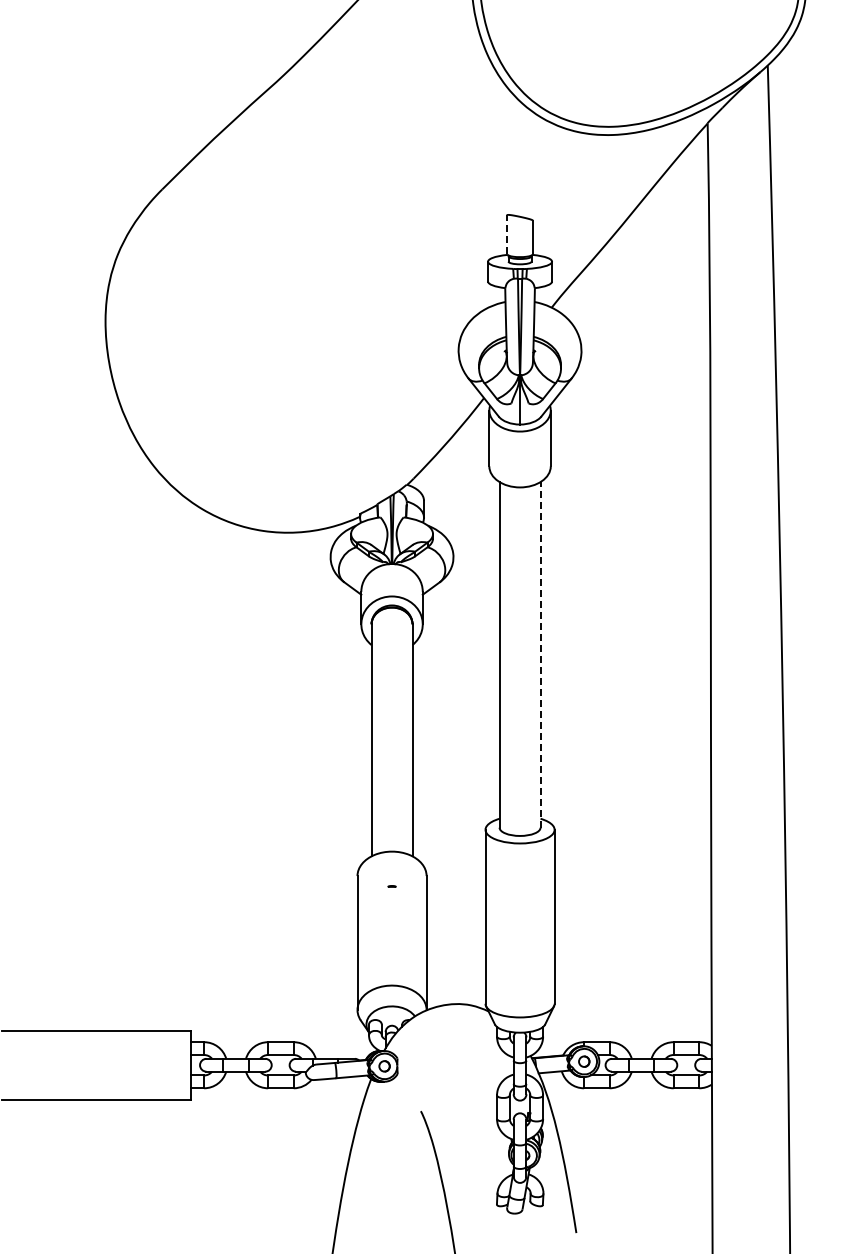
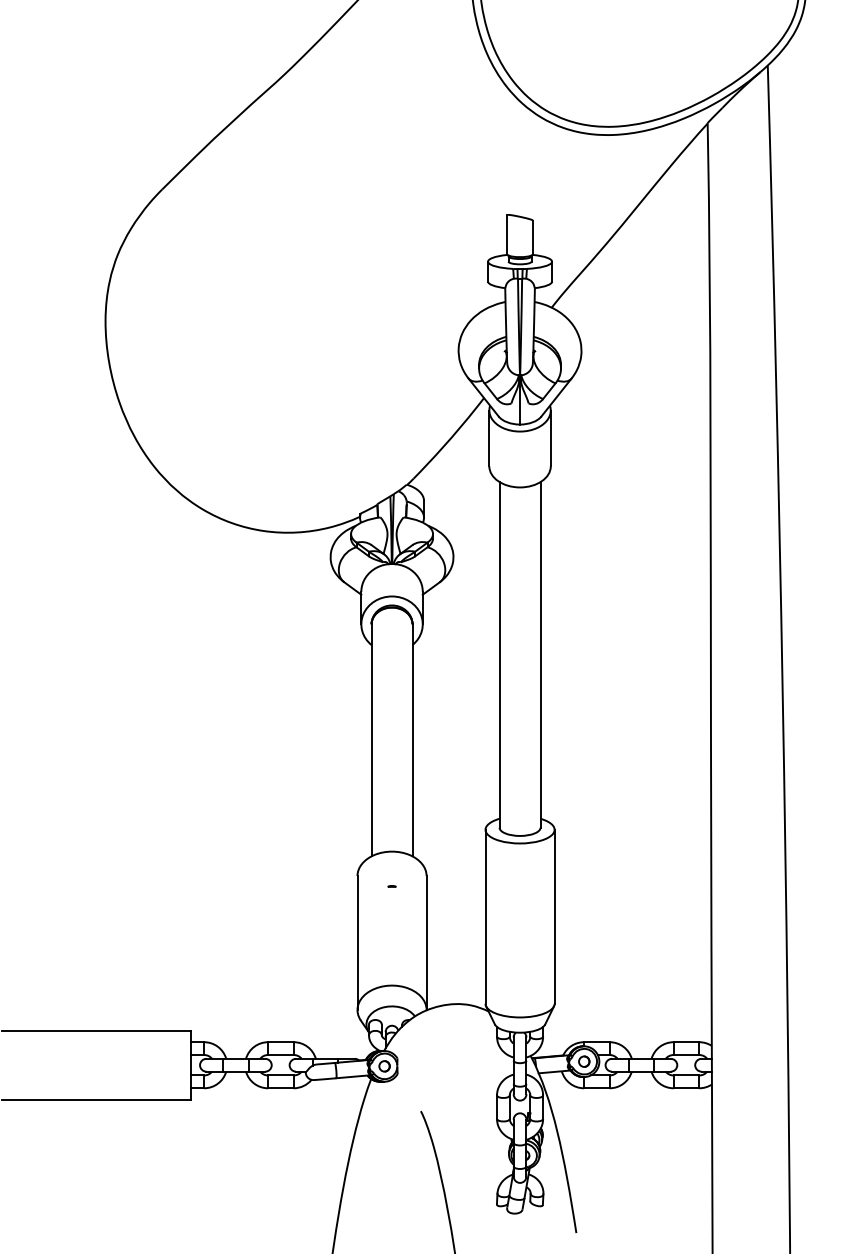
line: dashed -> solid (507, 234)
line: dashed -> solid (540, 654)
